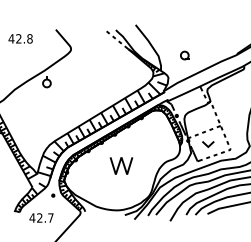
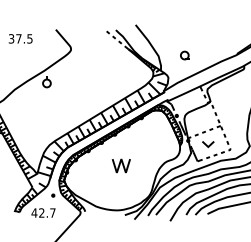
text: 42.8 -> 37.5 (20, 38)
part size: 25x18 px -> 20x16 px (120, 165)
text position: (41, 217) -> (43, 212) (43, 212)
